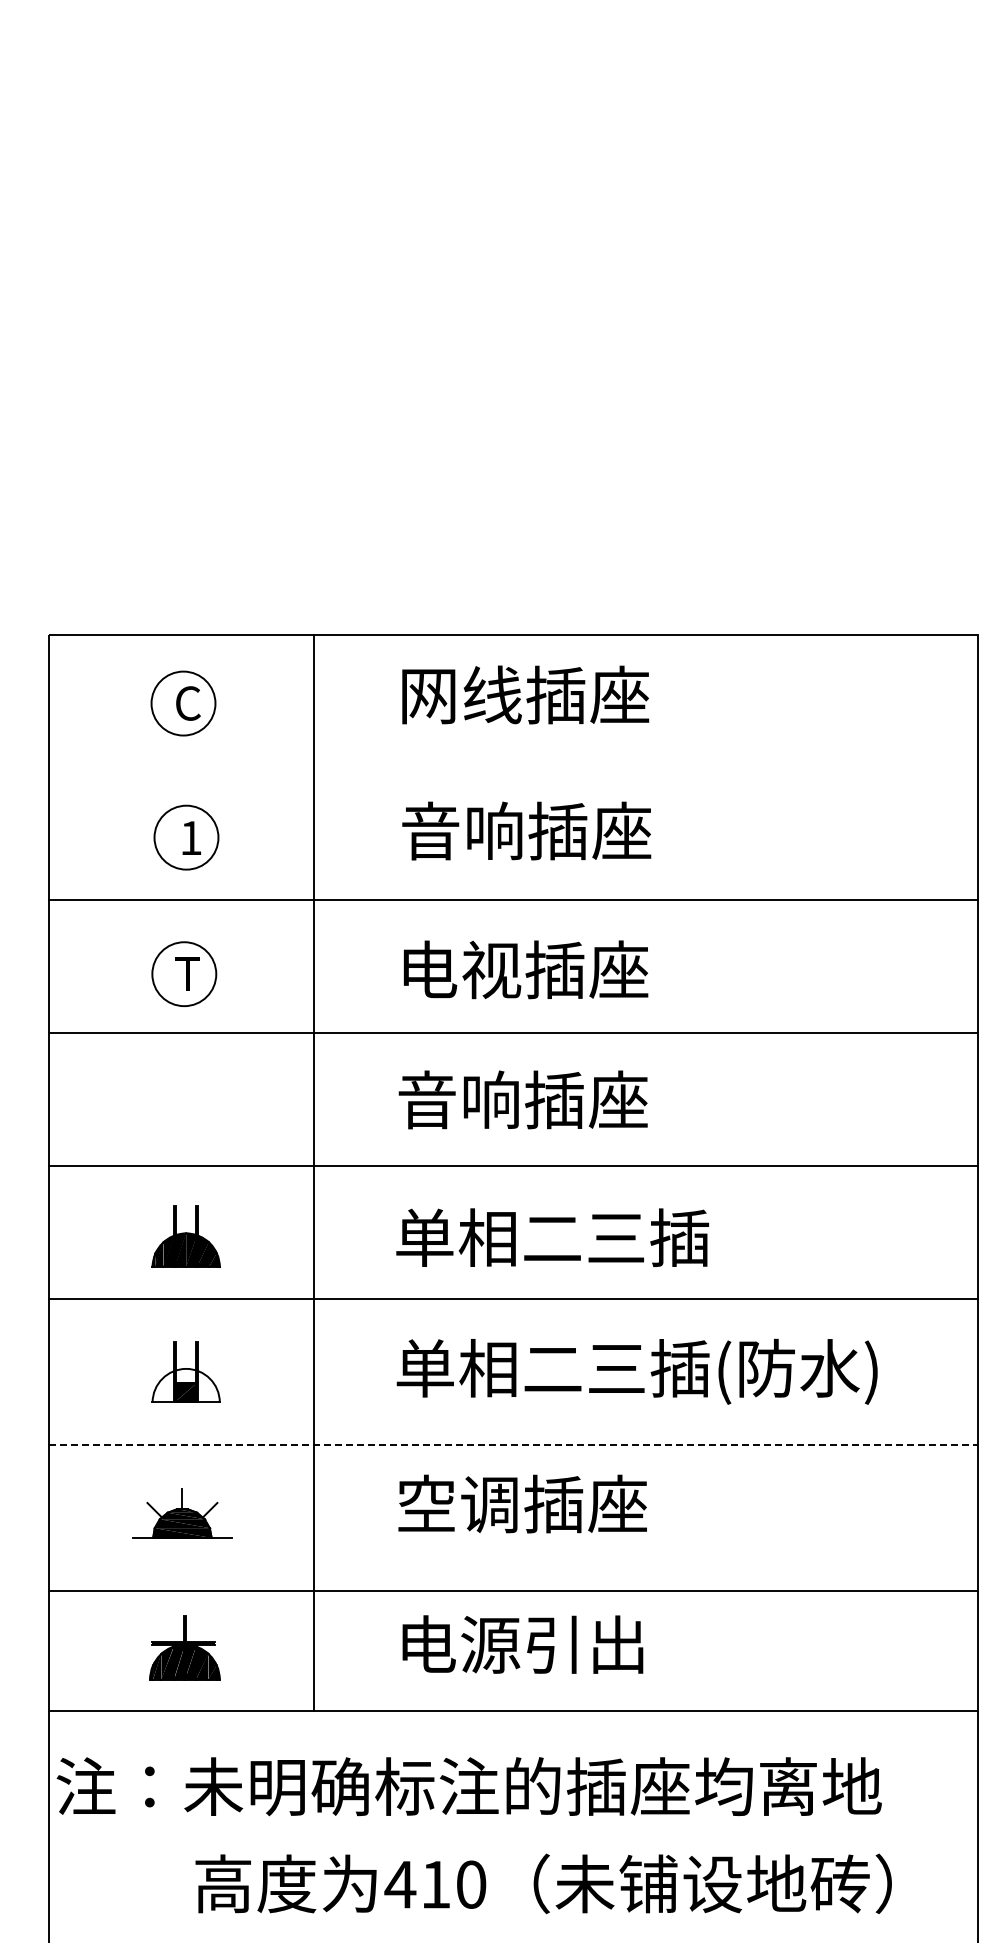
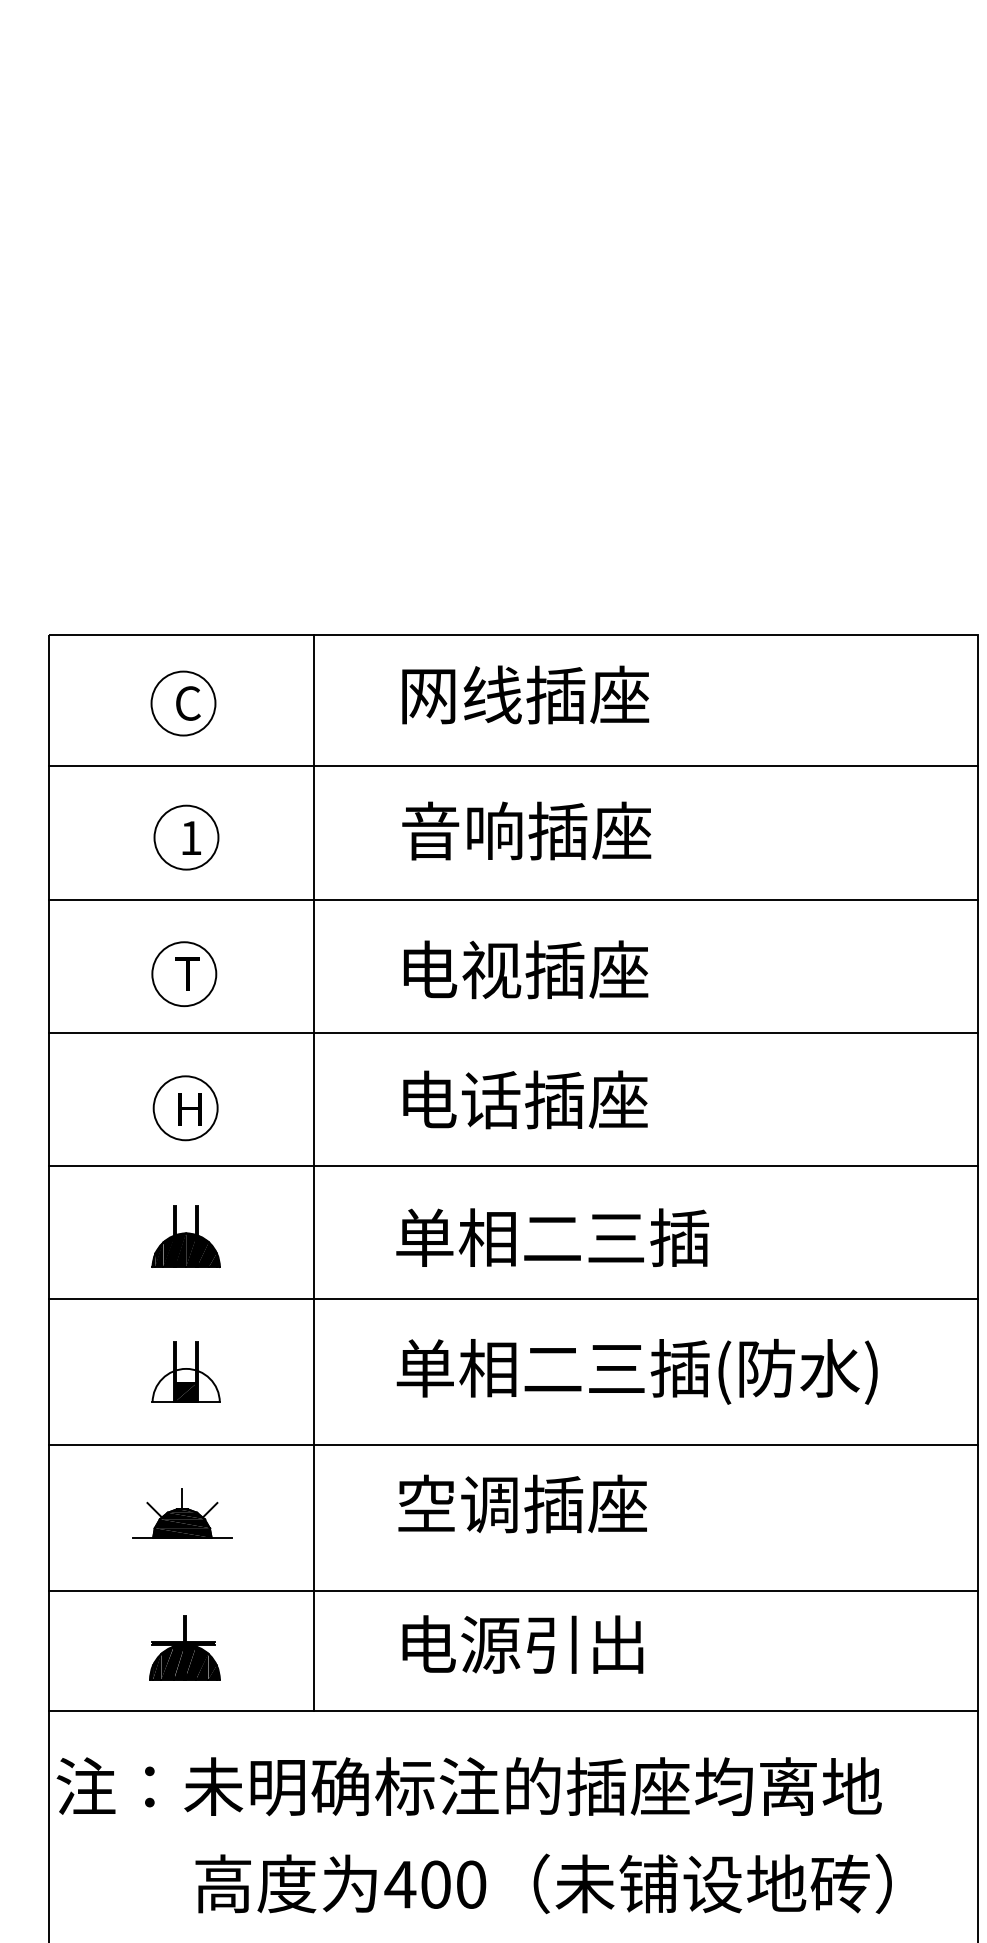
line: none -> present (513, 765)
text: 音响插座 -> 电话插座 (459, 1099)
part: none -> present (185, 1108)
line: dashed -> solid (513, 1445)
text: 410 -> 400 (435, 1884)
